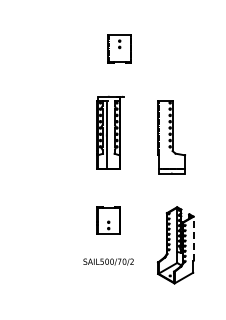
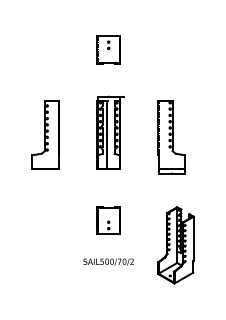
part position: (119, 48) -> (108, 49) (108, 49)
part: none -> present (45, 134)
line: dashed -> solid (193, 238)
